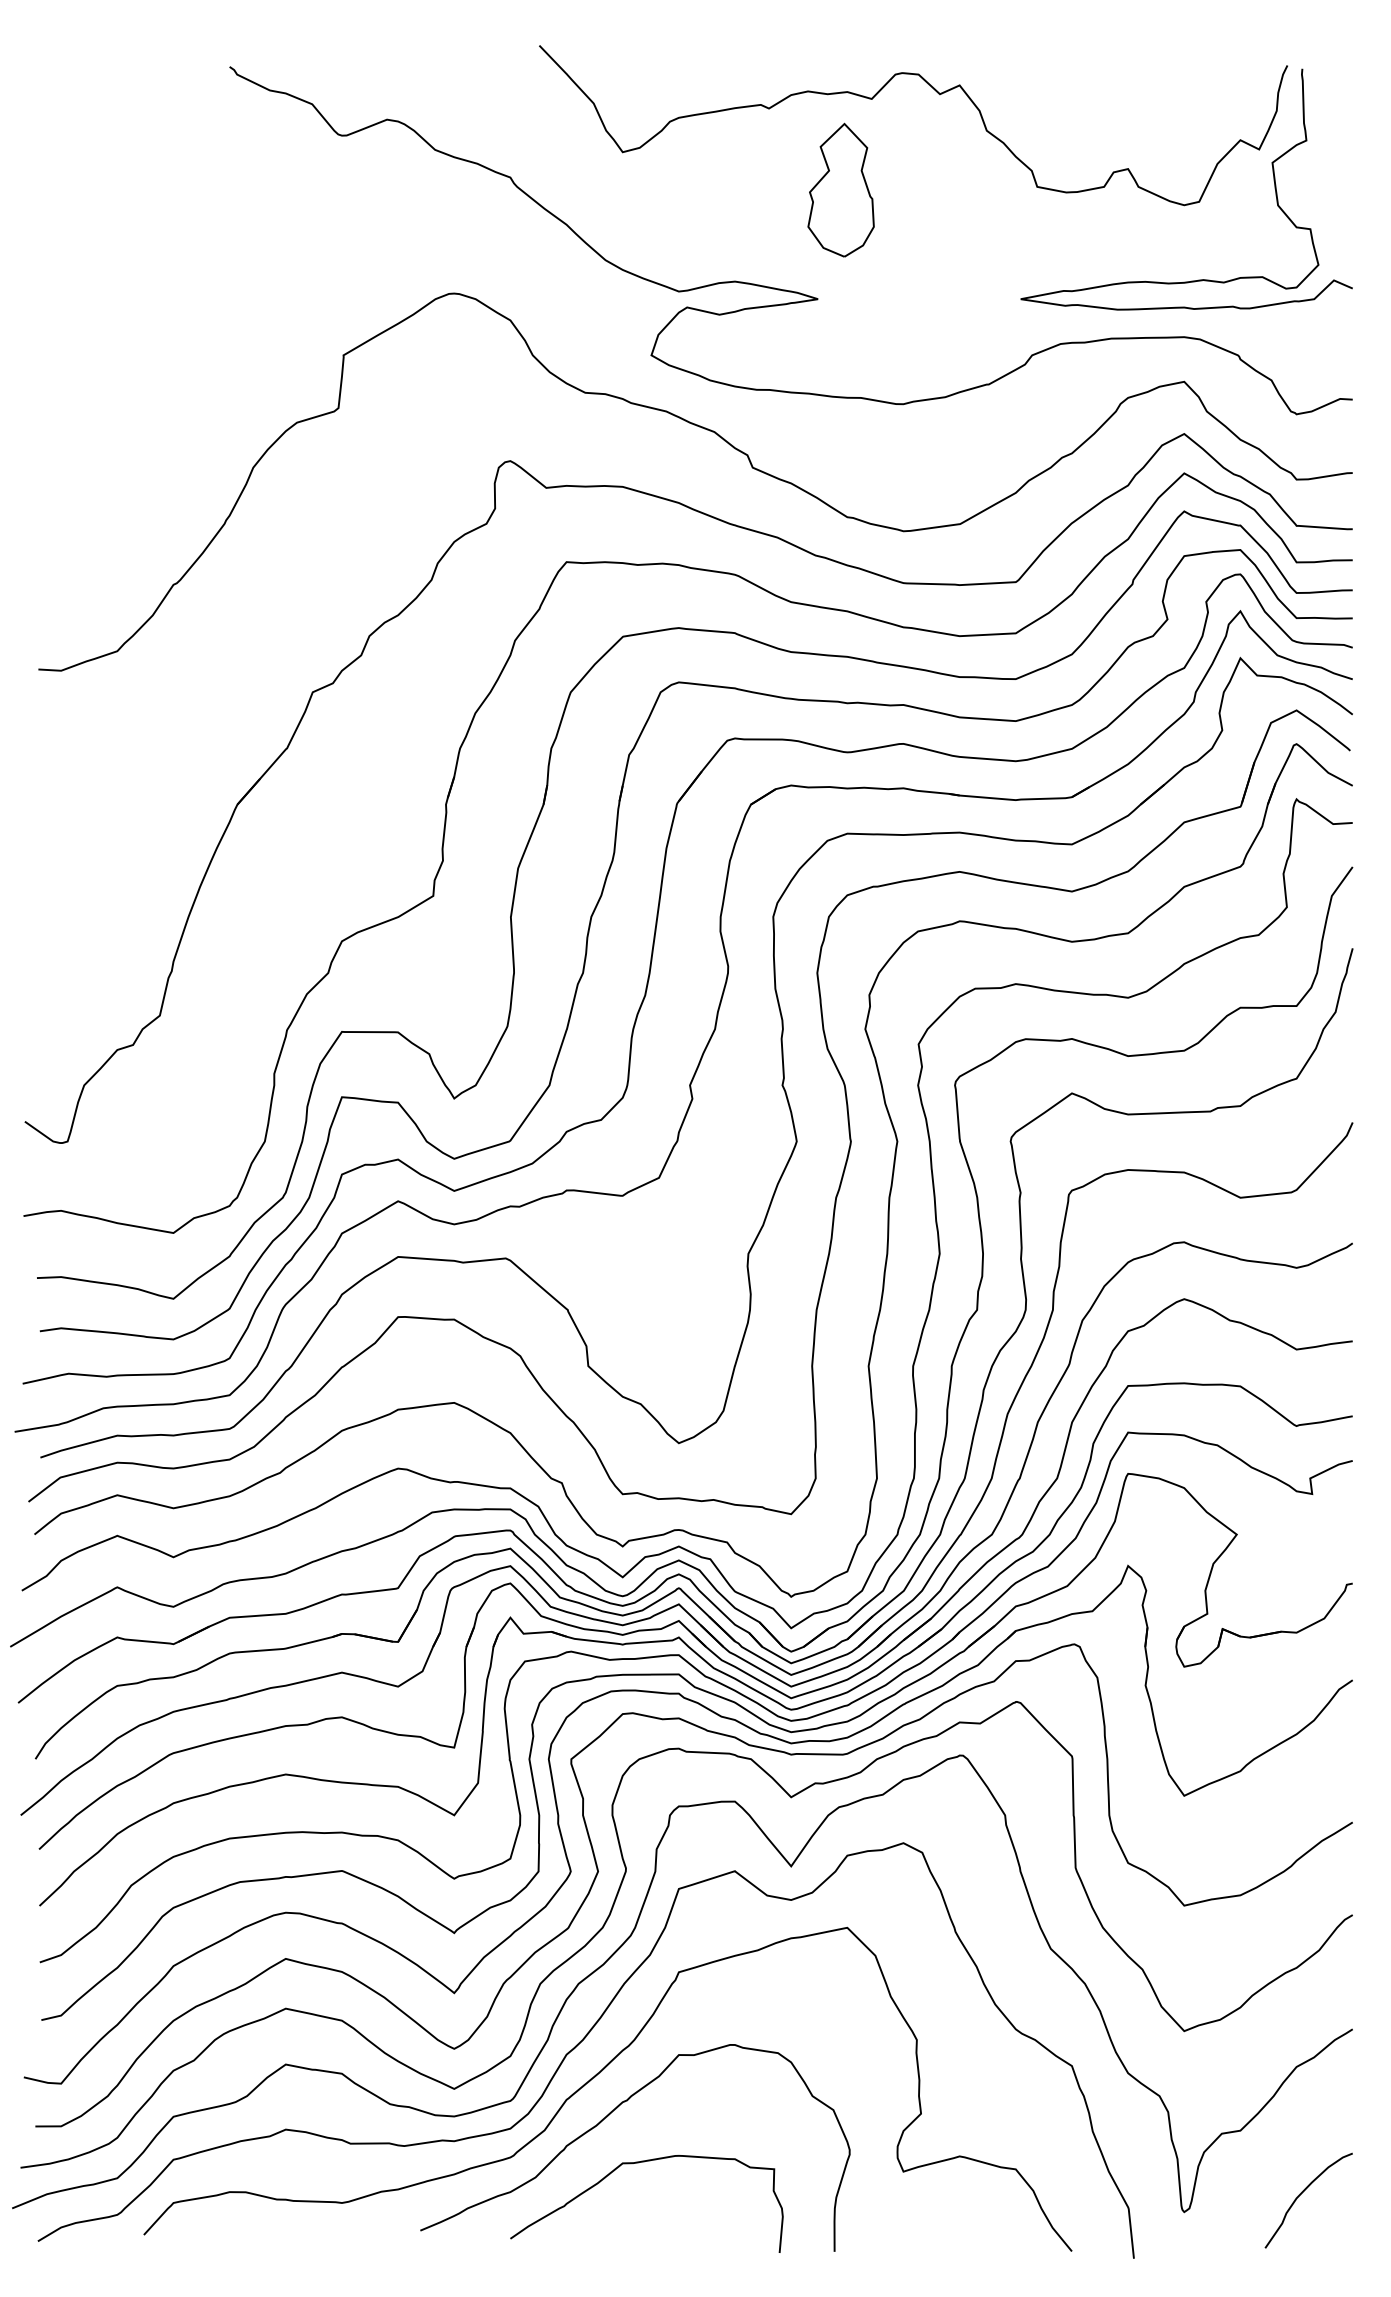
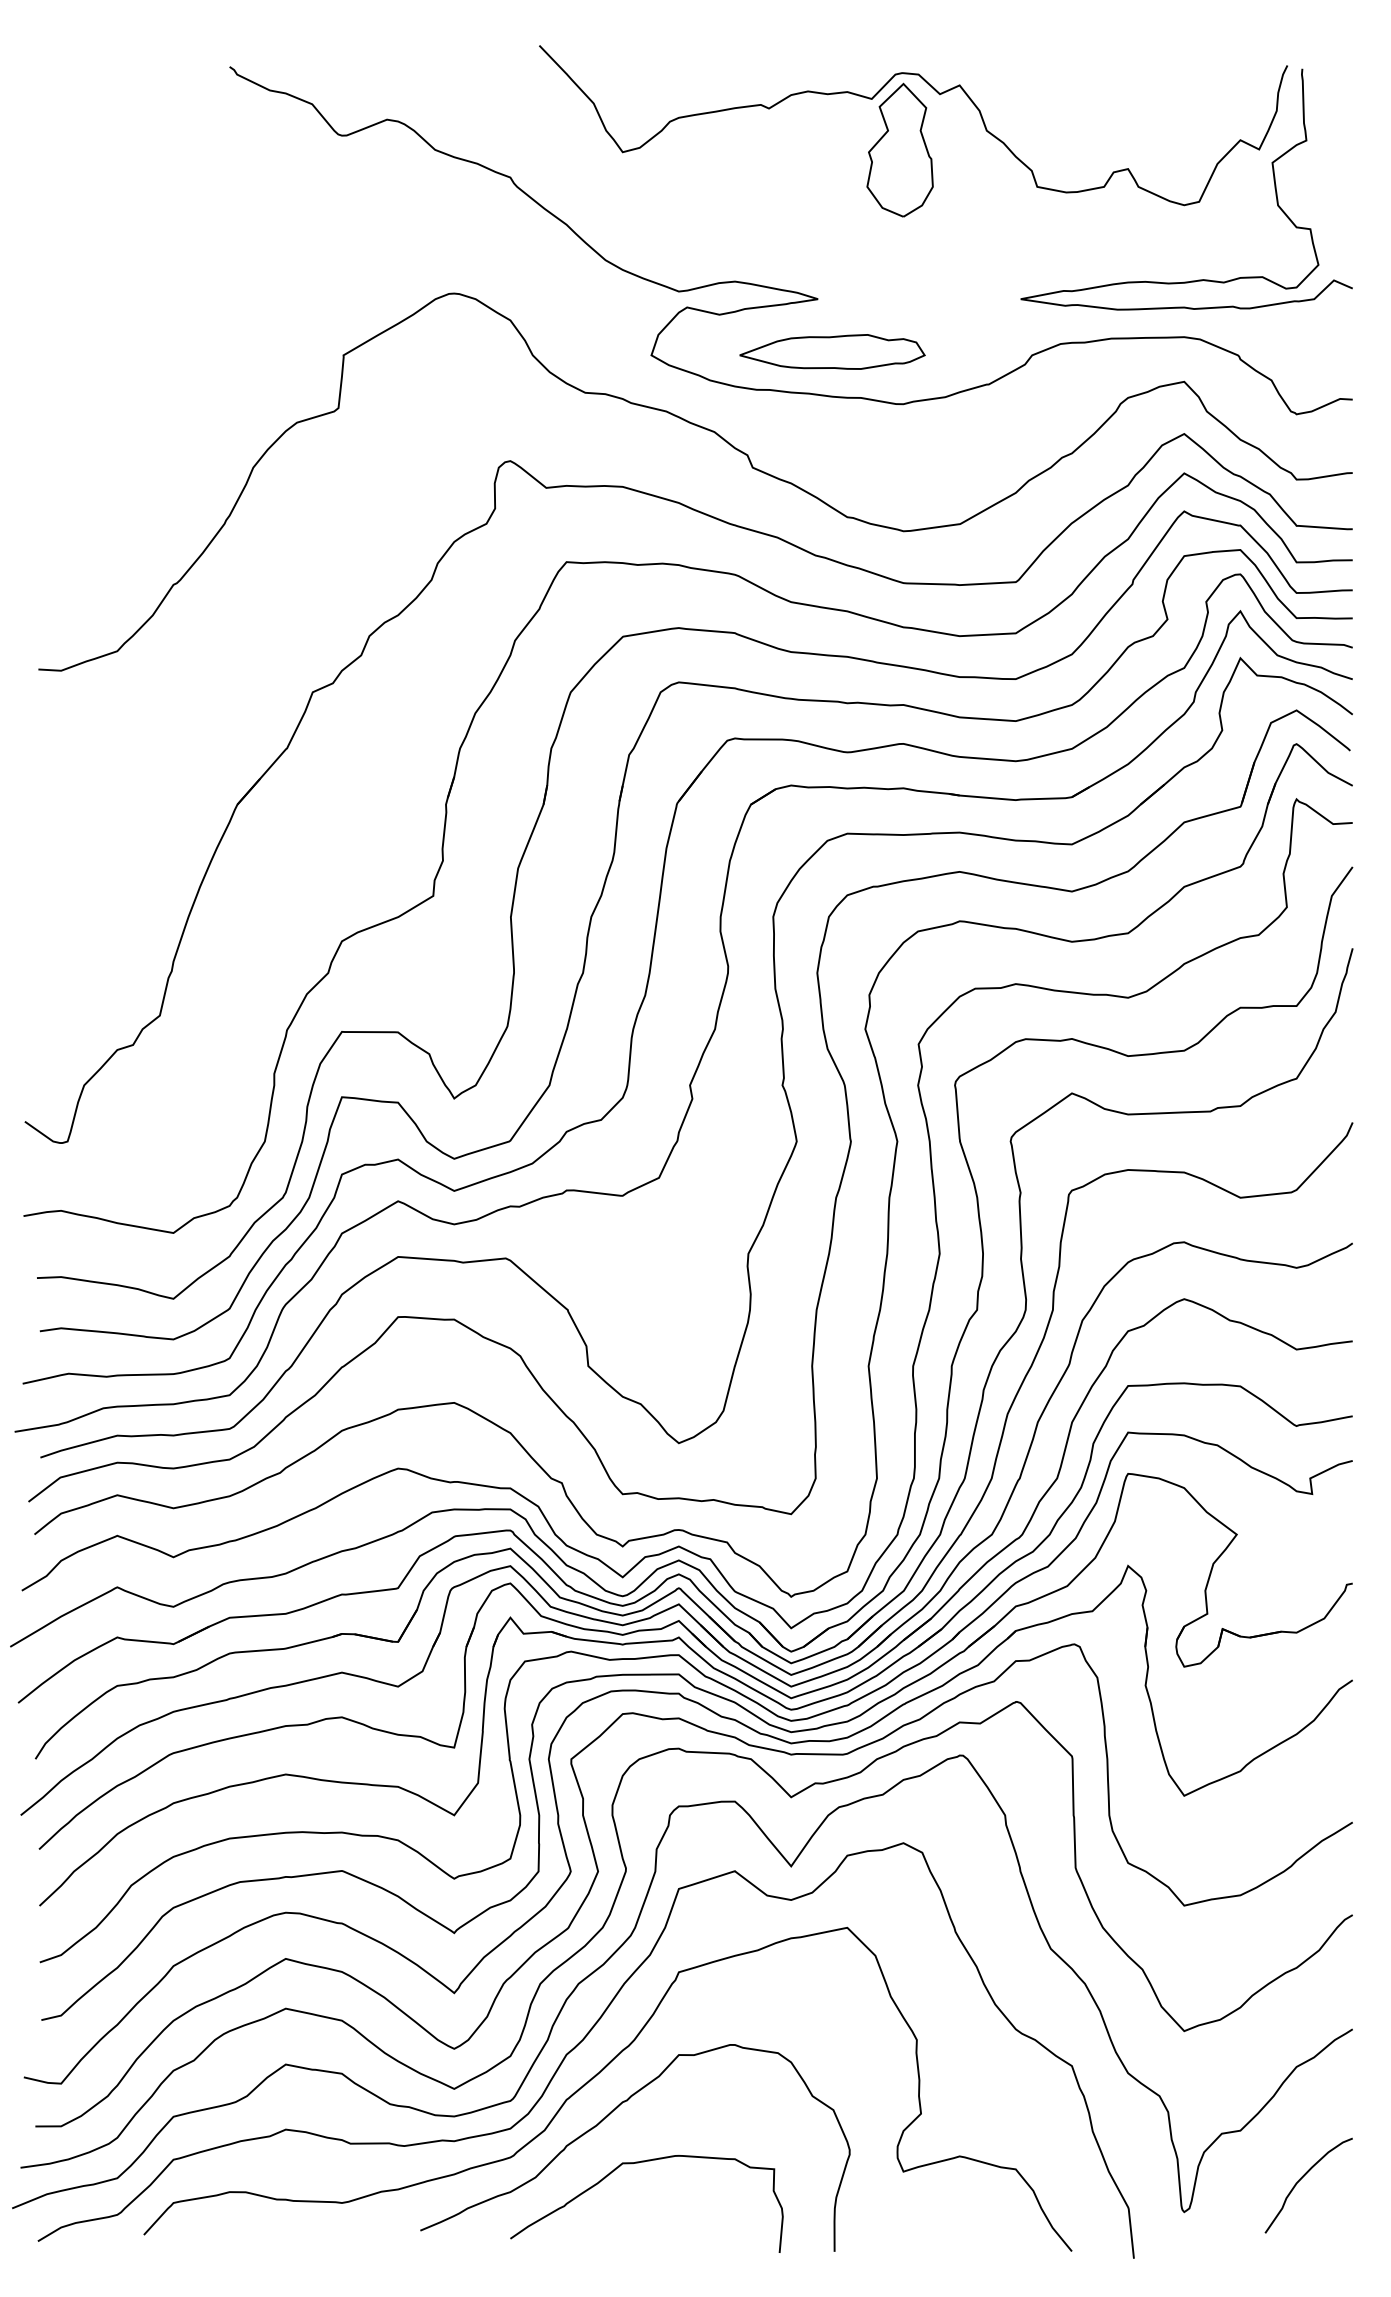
part position: (840, 189) -> (899, 149) (899, 149)
part: none -> present (832, 351)
curve position: (1302, 2193) -> (1302, 2178) (1302, 2178)
